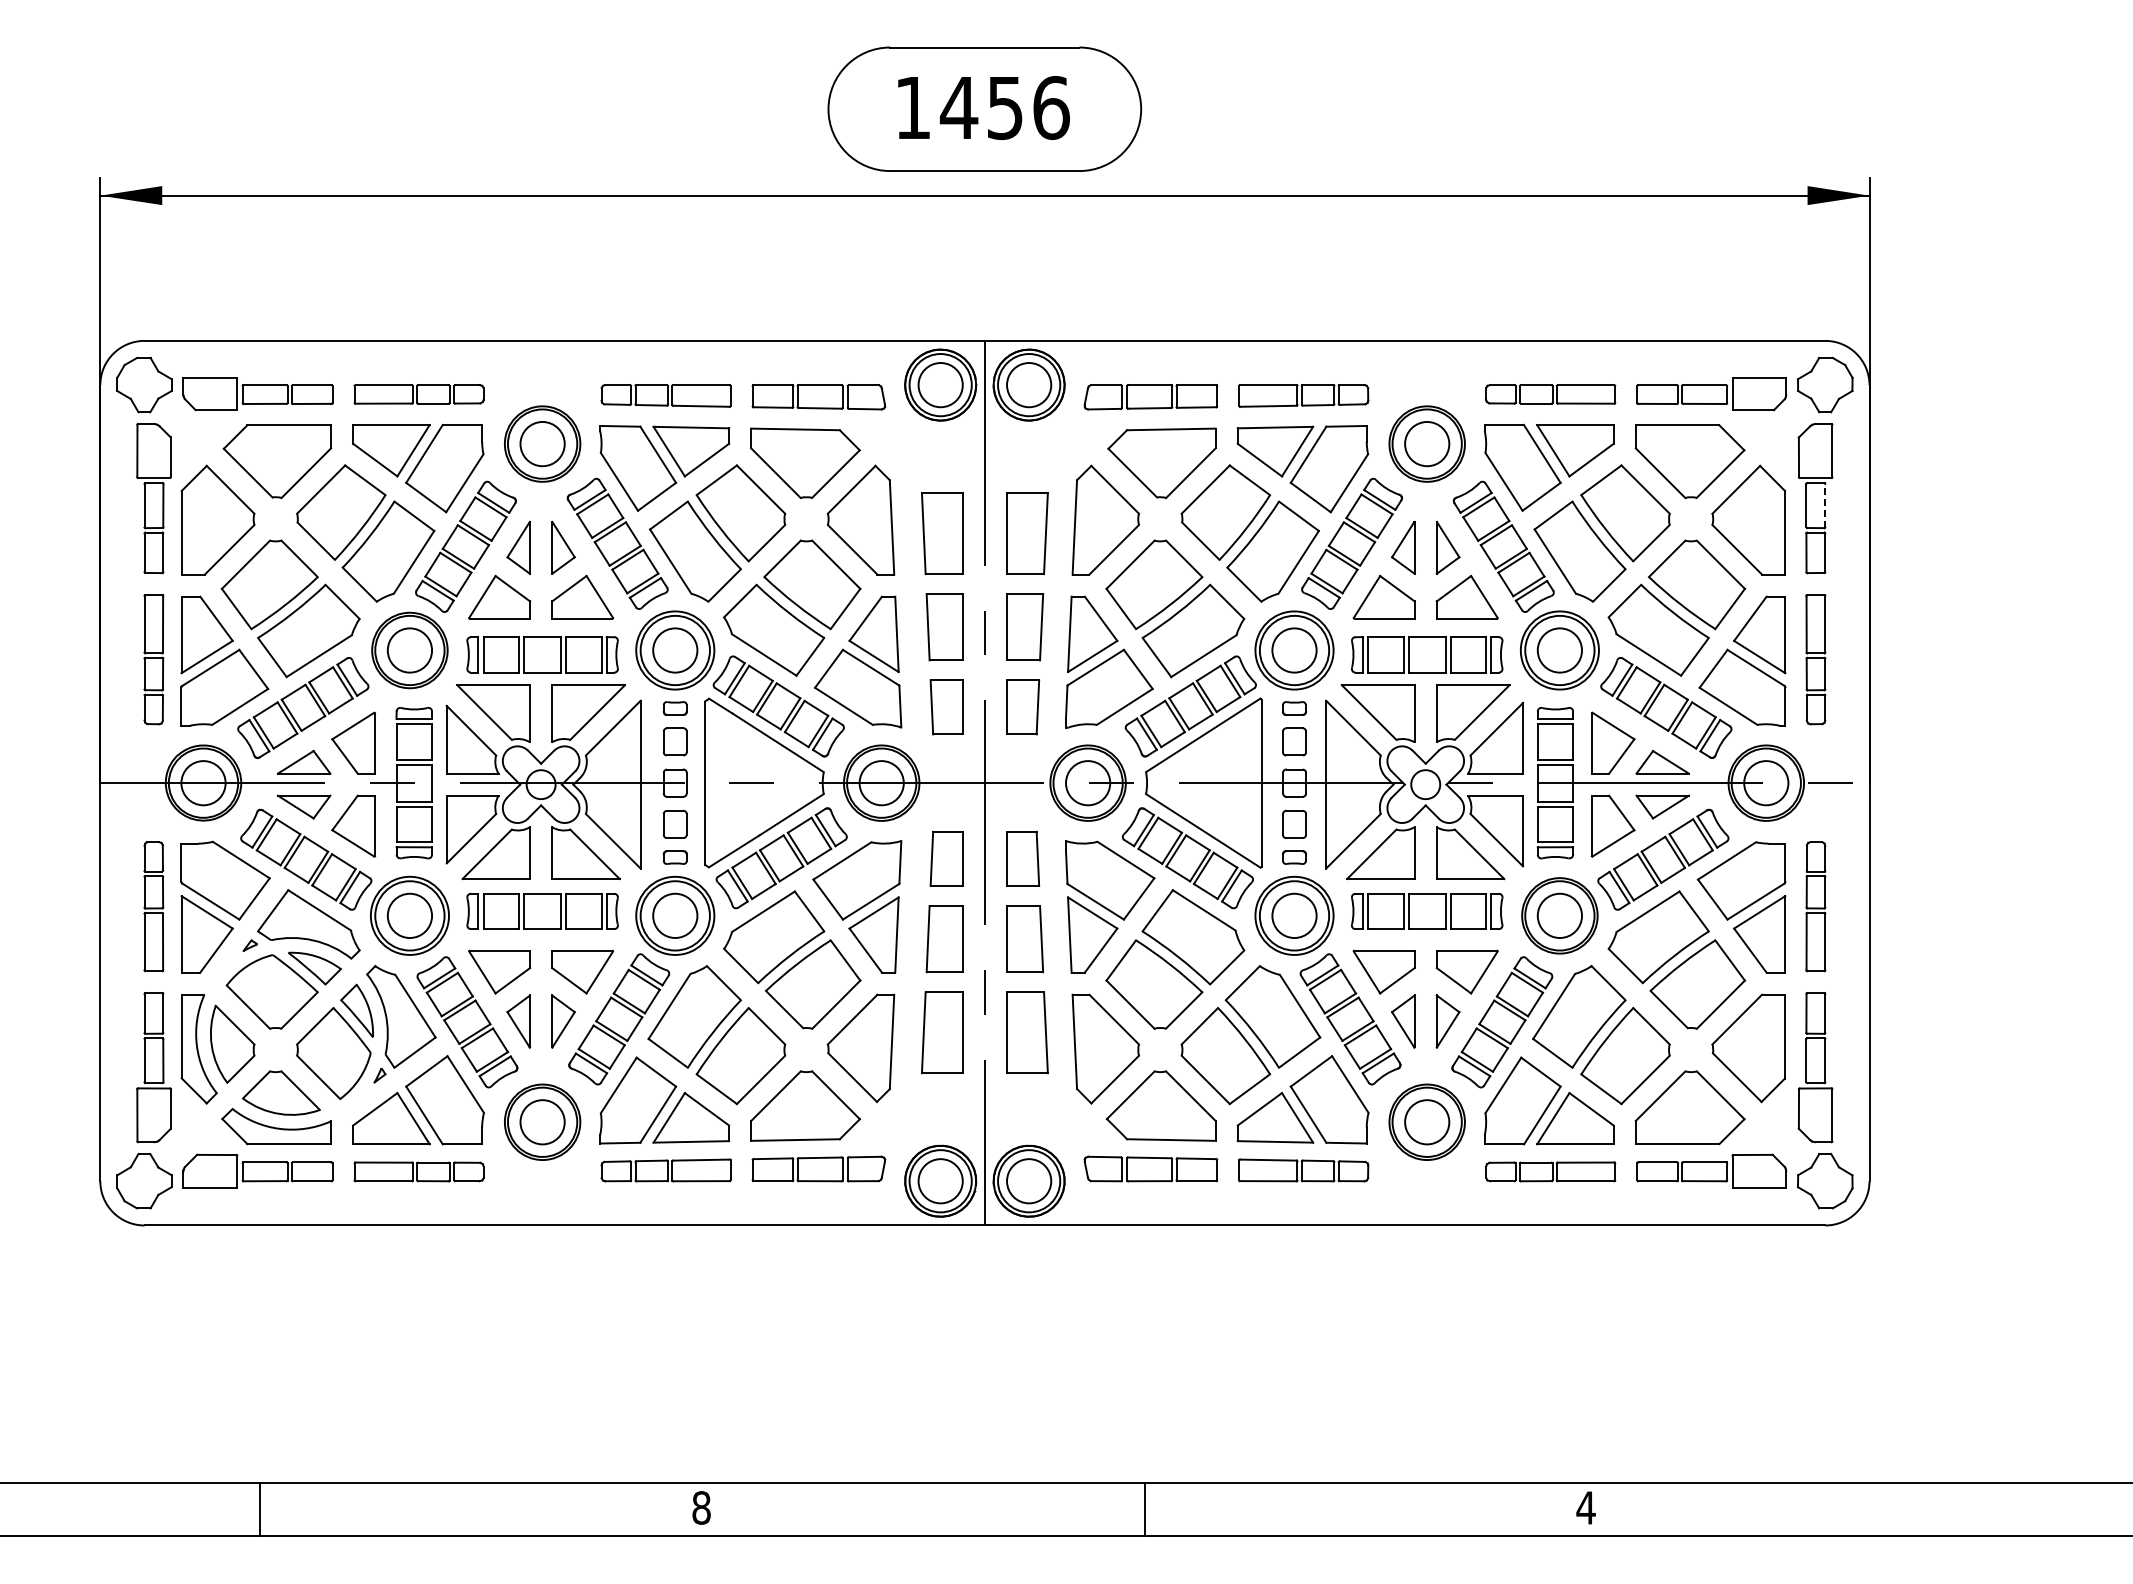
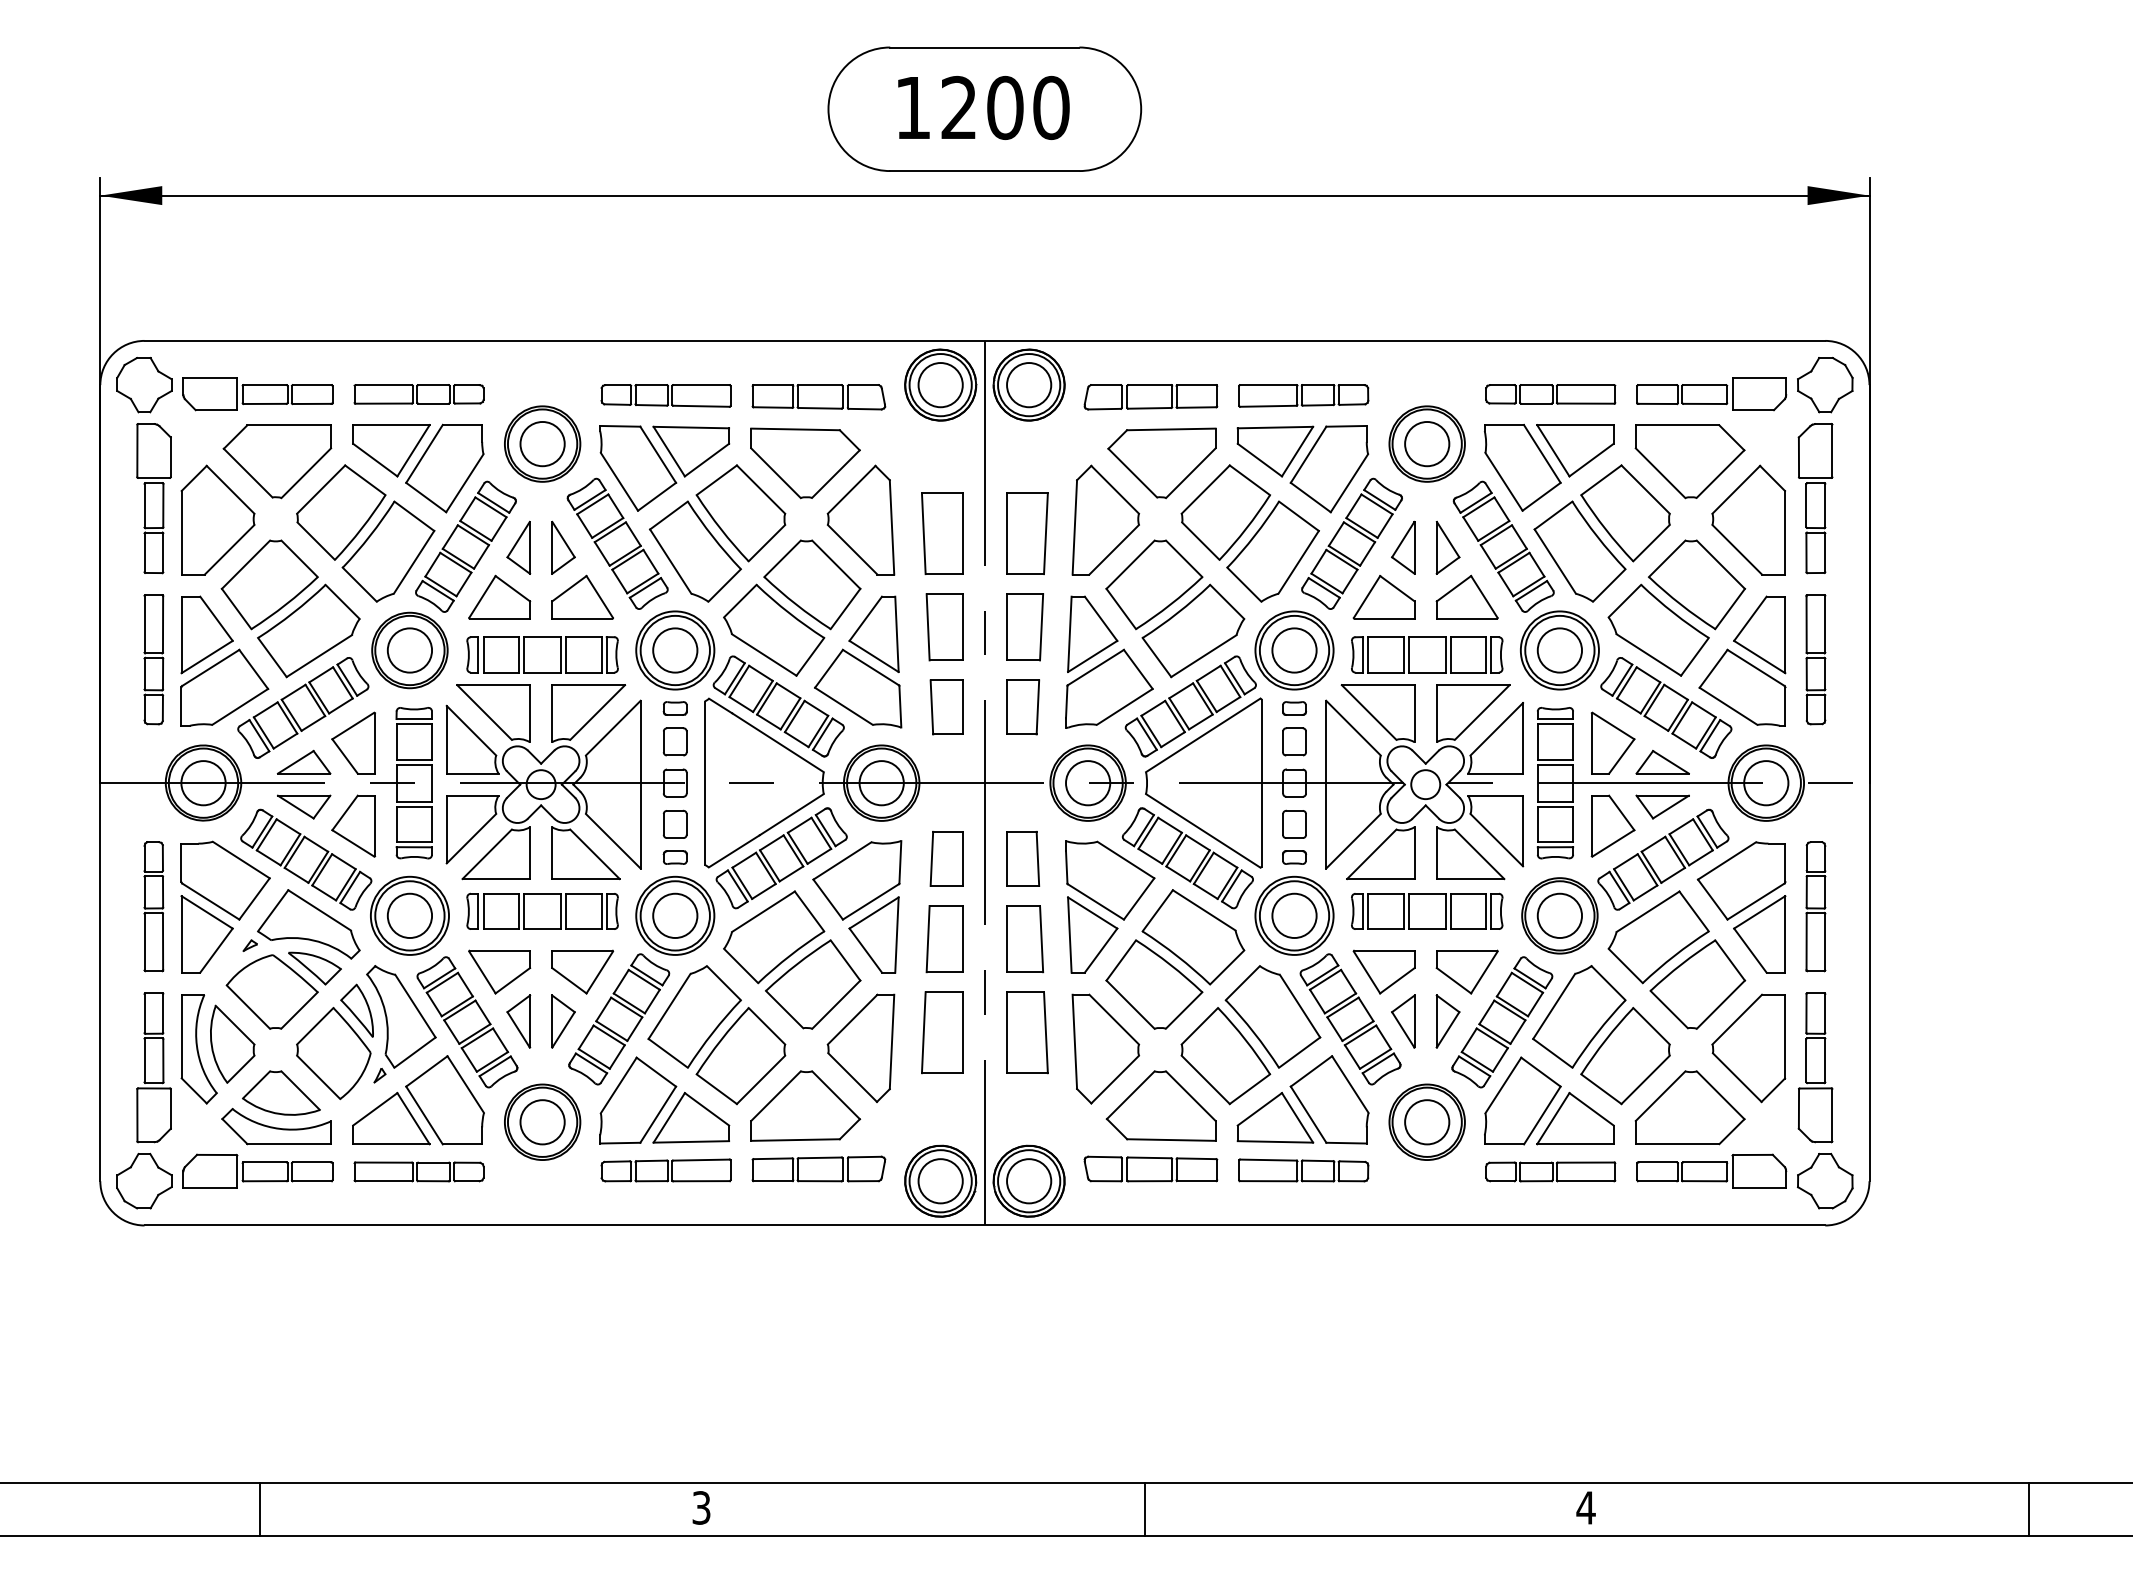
text: 1456 -> 1200 (1004, 107)
line: dashed -> solid (1825, 505)
text: 8 -> 3 (701, 1507)
line: none -> present (2029, 1509)
